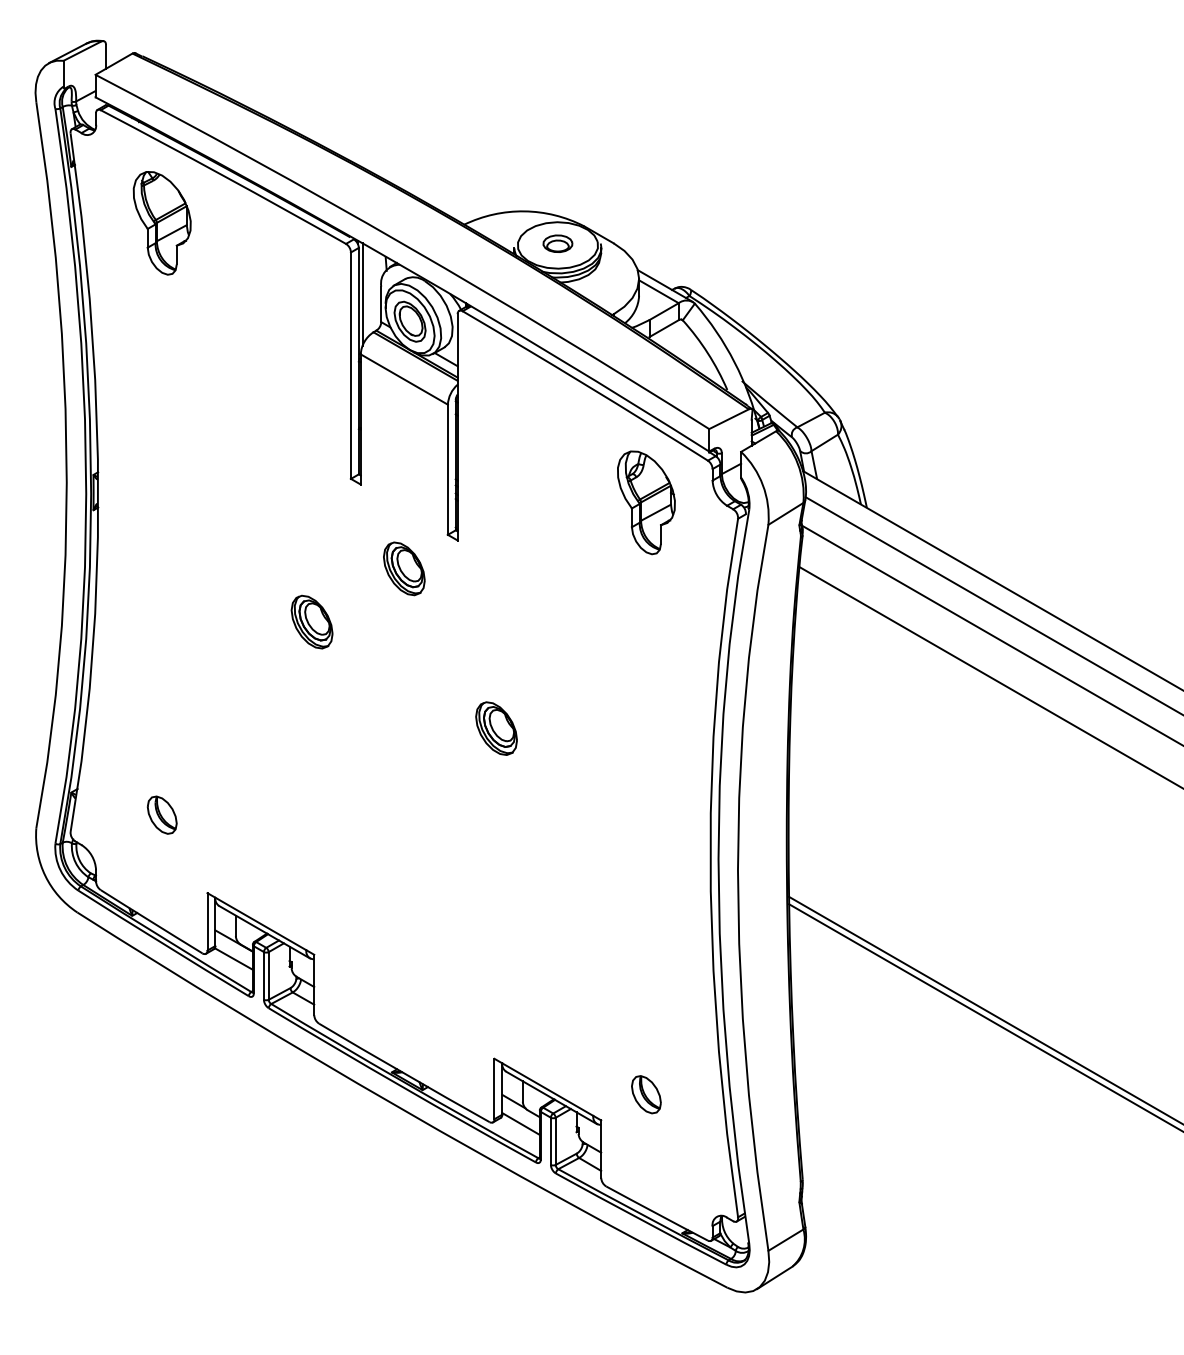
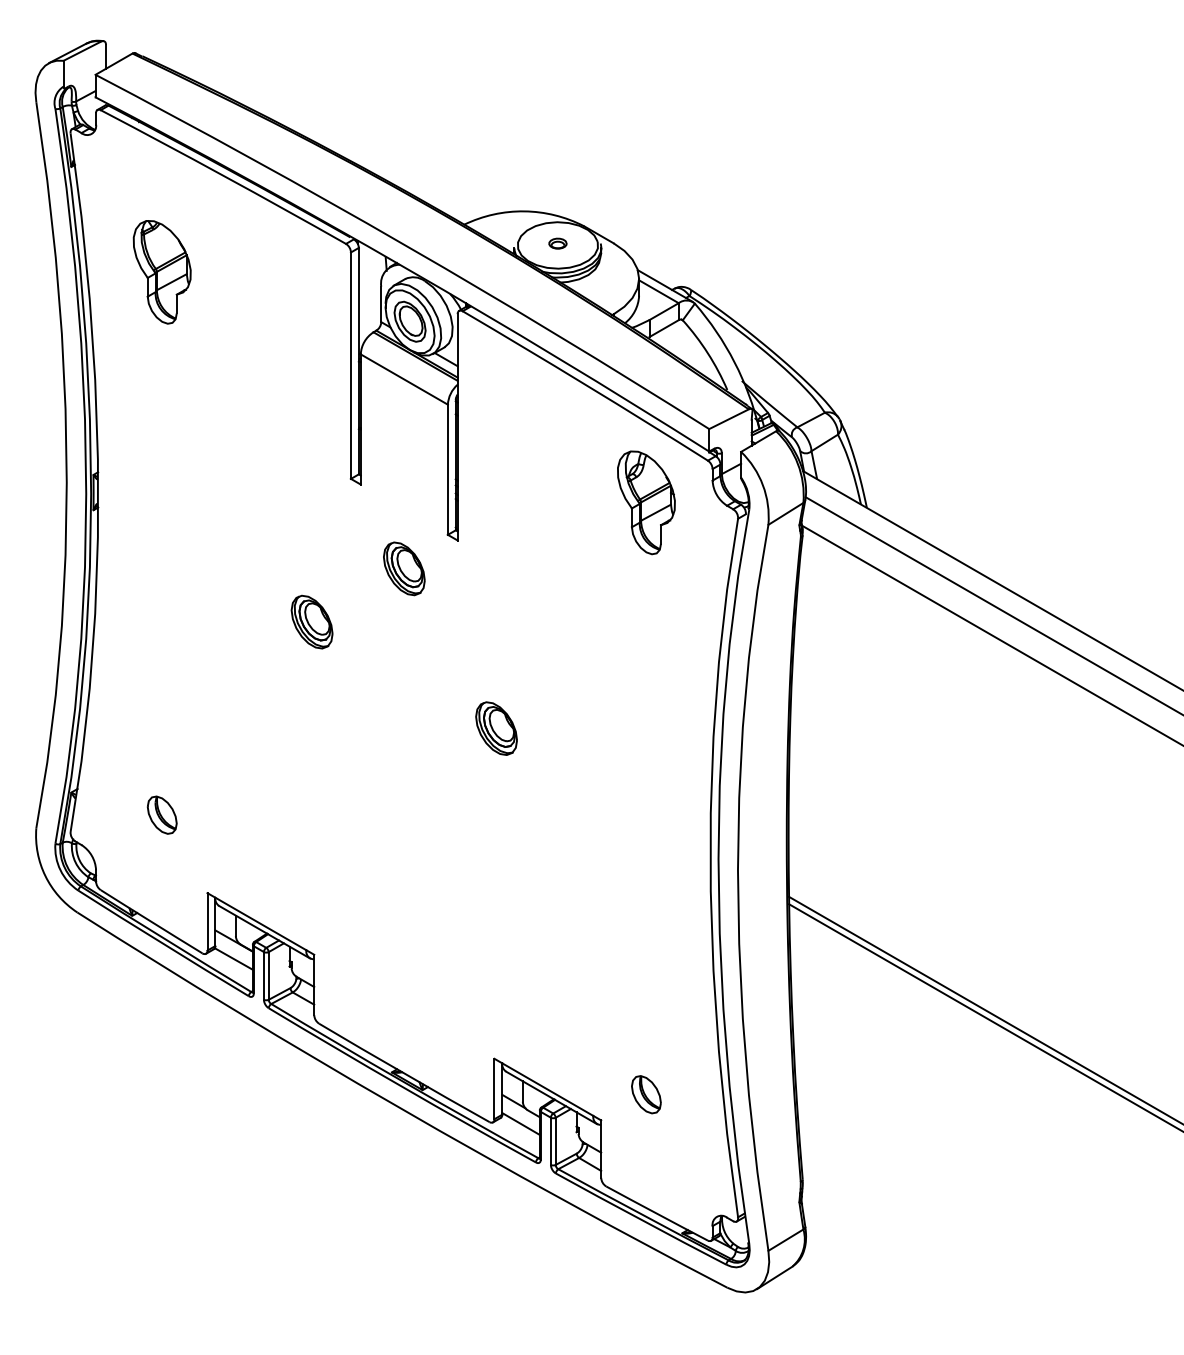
part position: (161, 223) -> (161, 272) (161, 272)
part size: 32x19 px -> 20x13 px (557, 243)
line: present -> none (362, 294)
line: present -> none (989, 677)
